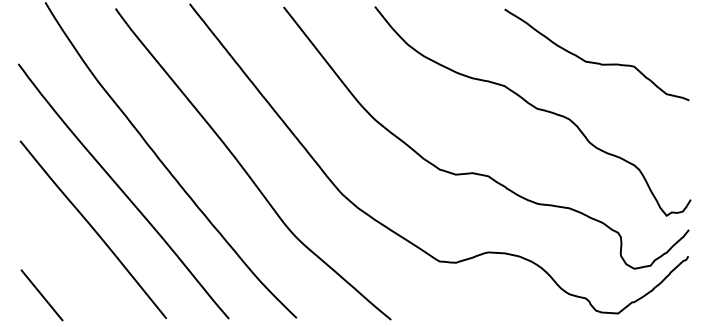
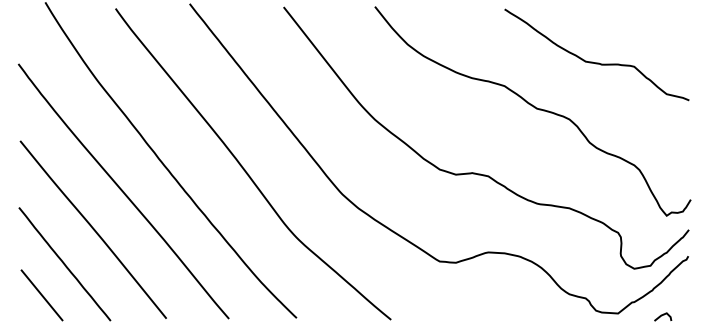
line: none -> present (64, 264)
line: none -> present (663, 315)
